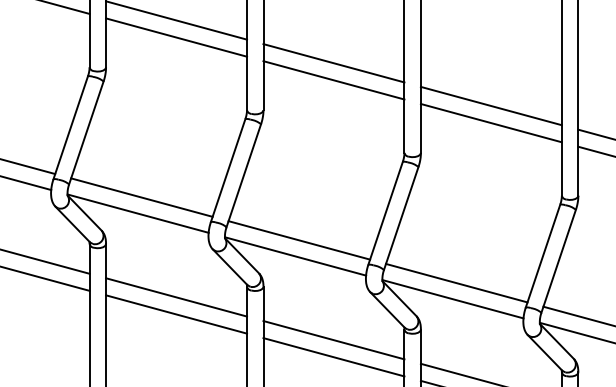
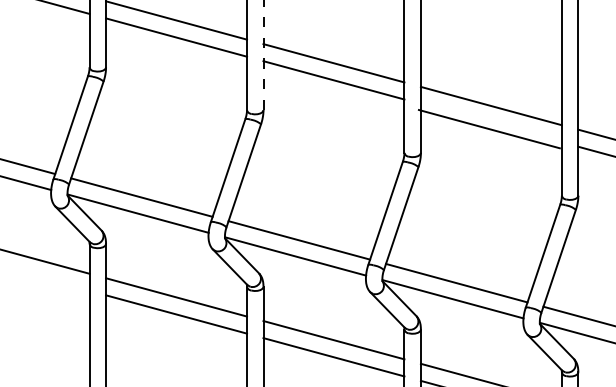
line: solid -> dashed (263, 55)
line position: (490, 122) -> (488, 128) (488, 128)
line: present -> none (45, 278)
